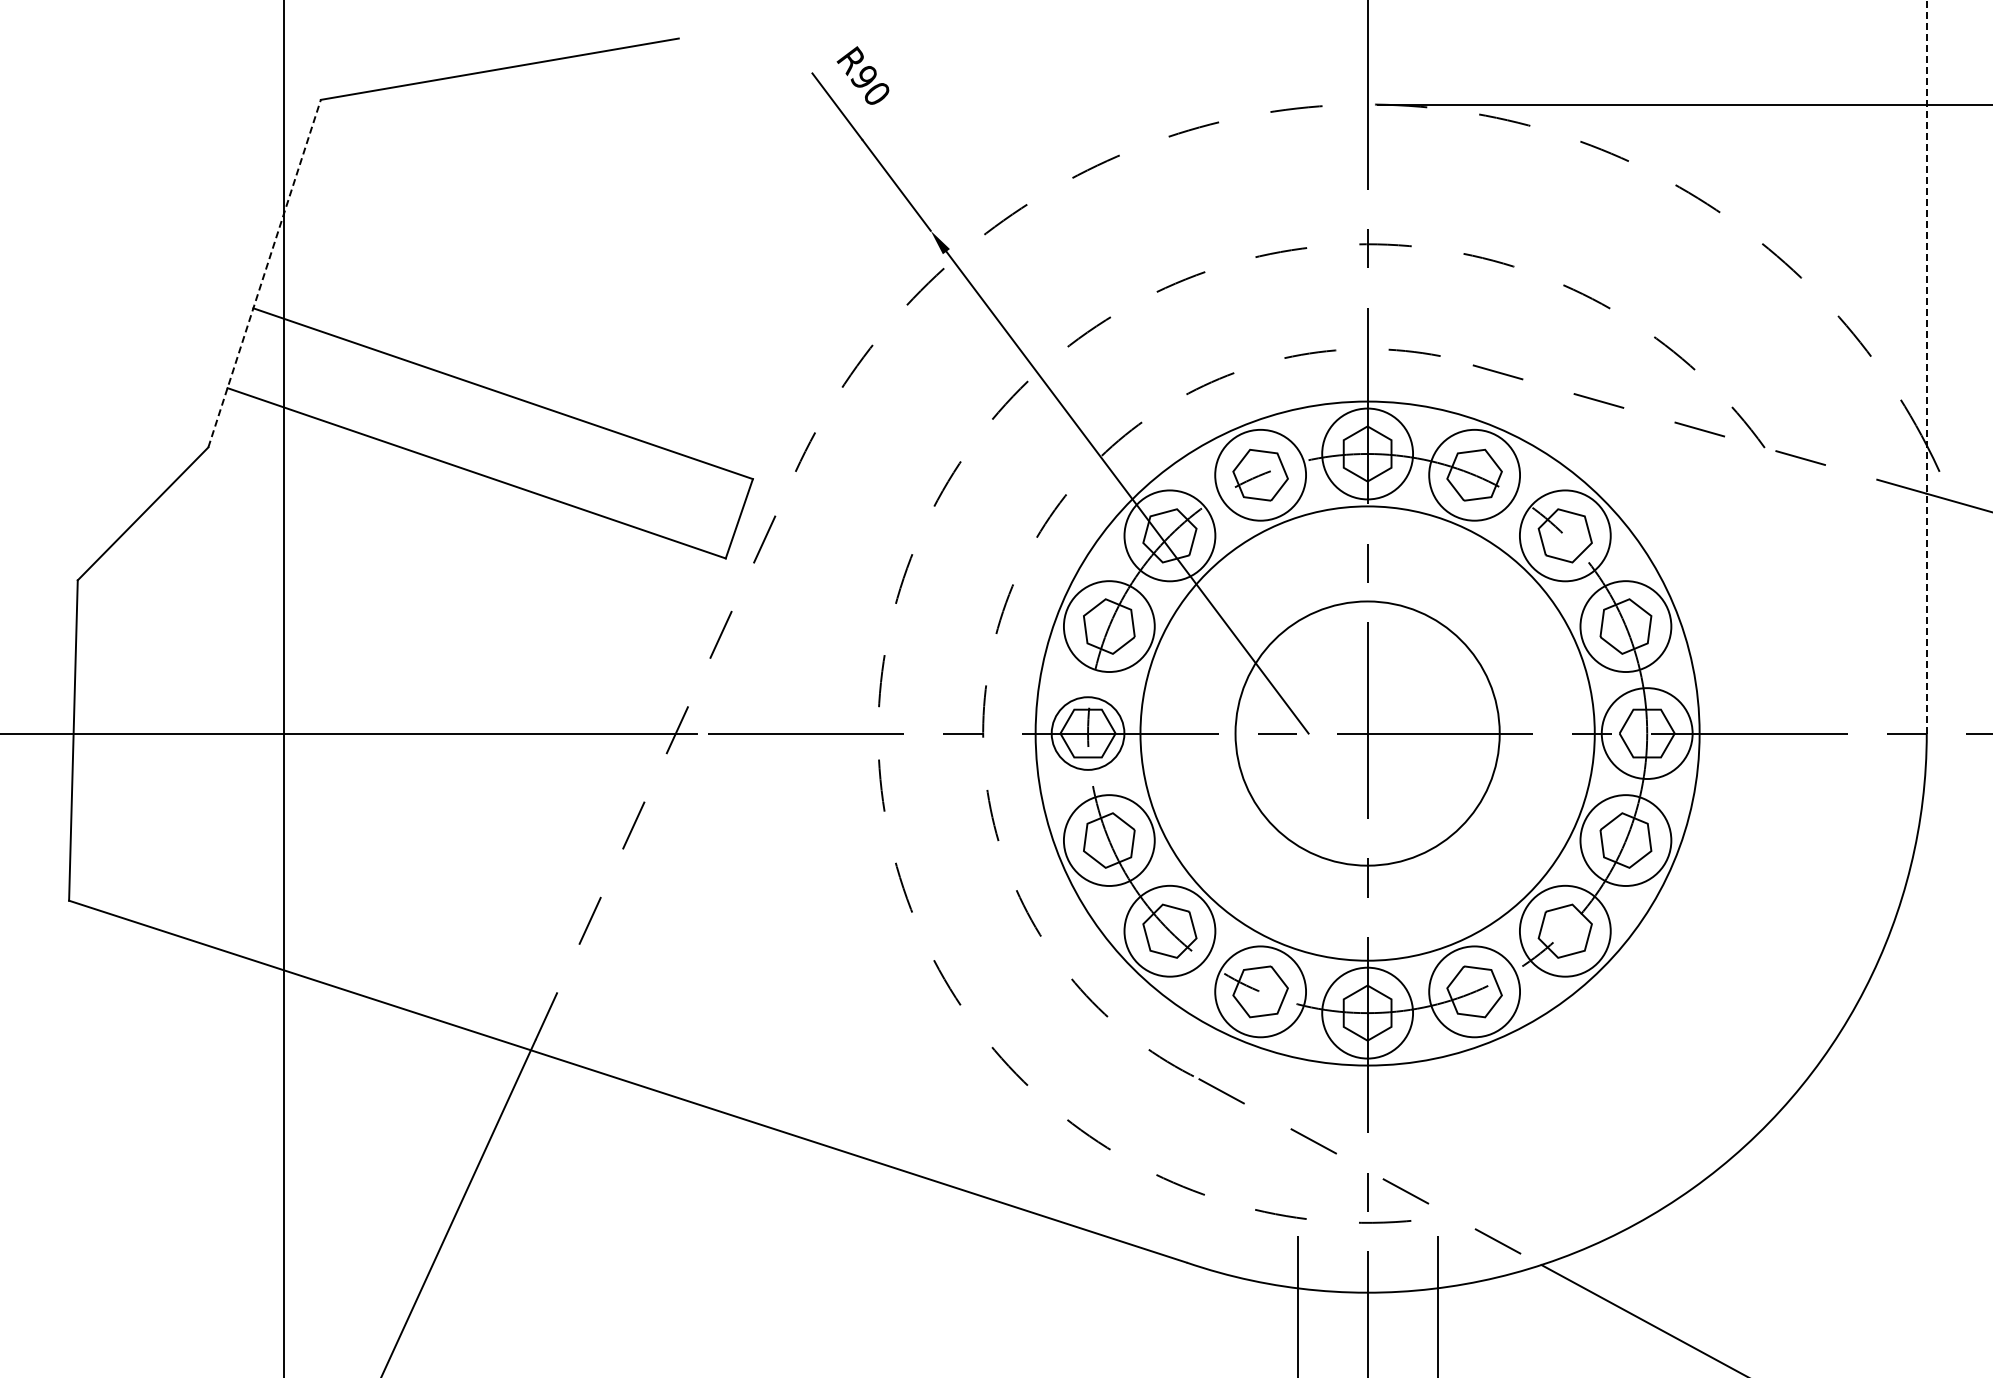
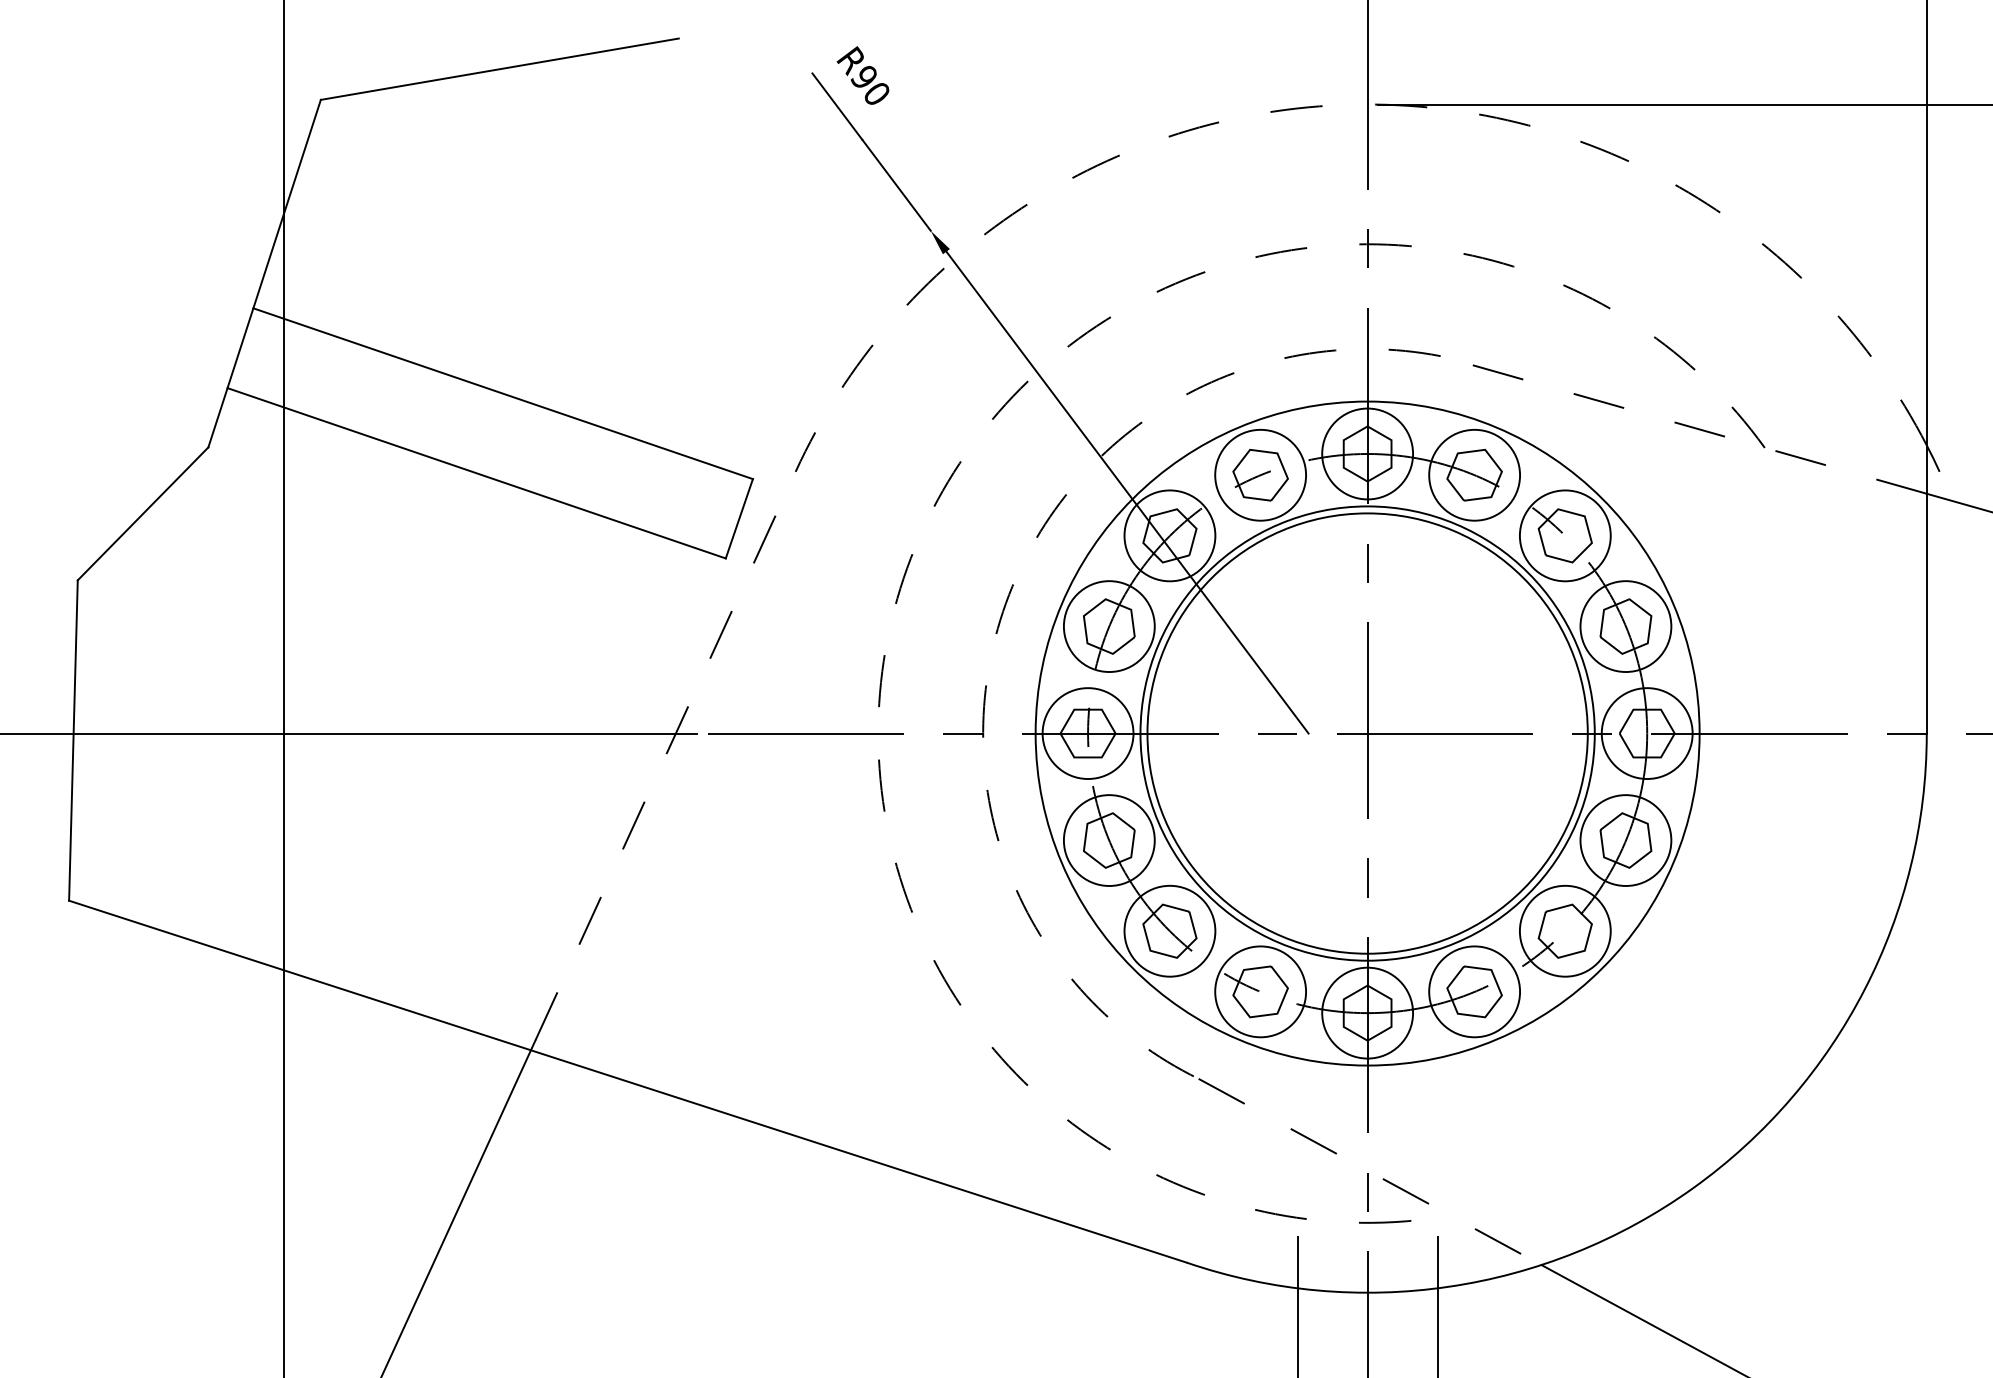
line: dashed -> solid (264, 273)
line: dashed -> solid (1926, 366)
circle diameter: 73 px -> 91 px (1087, 733)
circle diameter: 264 px -> 440 px (1367, 733)
